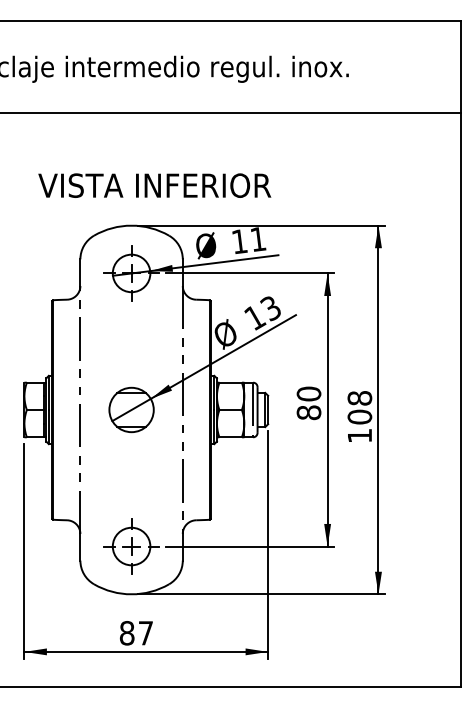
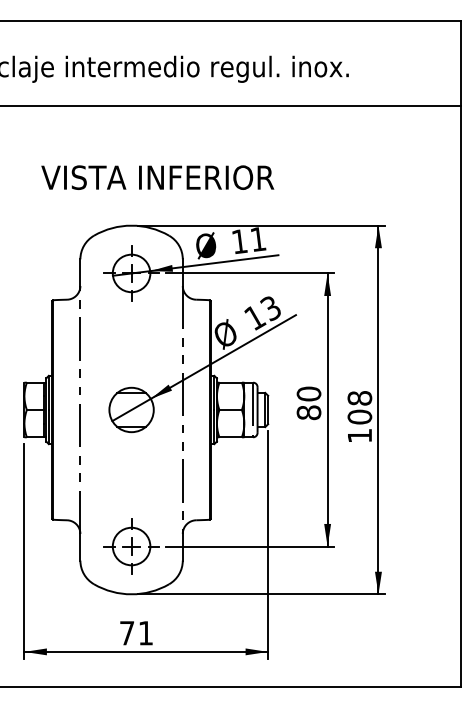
line position: (231, 112) -> (231, 105) (231, 105)
text position: (154, 185) -> (157, 177) (157, 177)
text: 87 -> 71 (135, 633)
